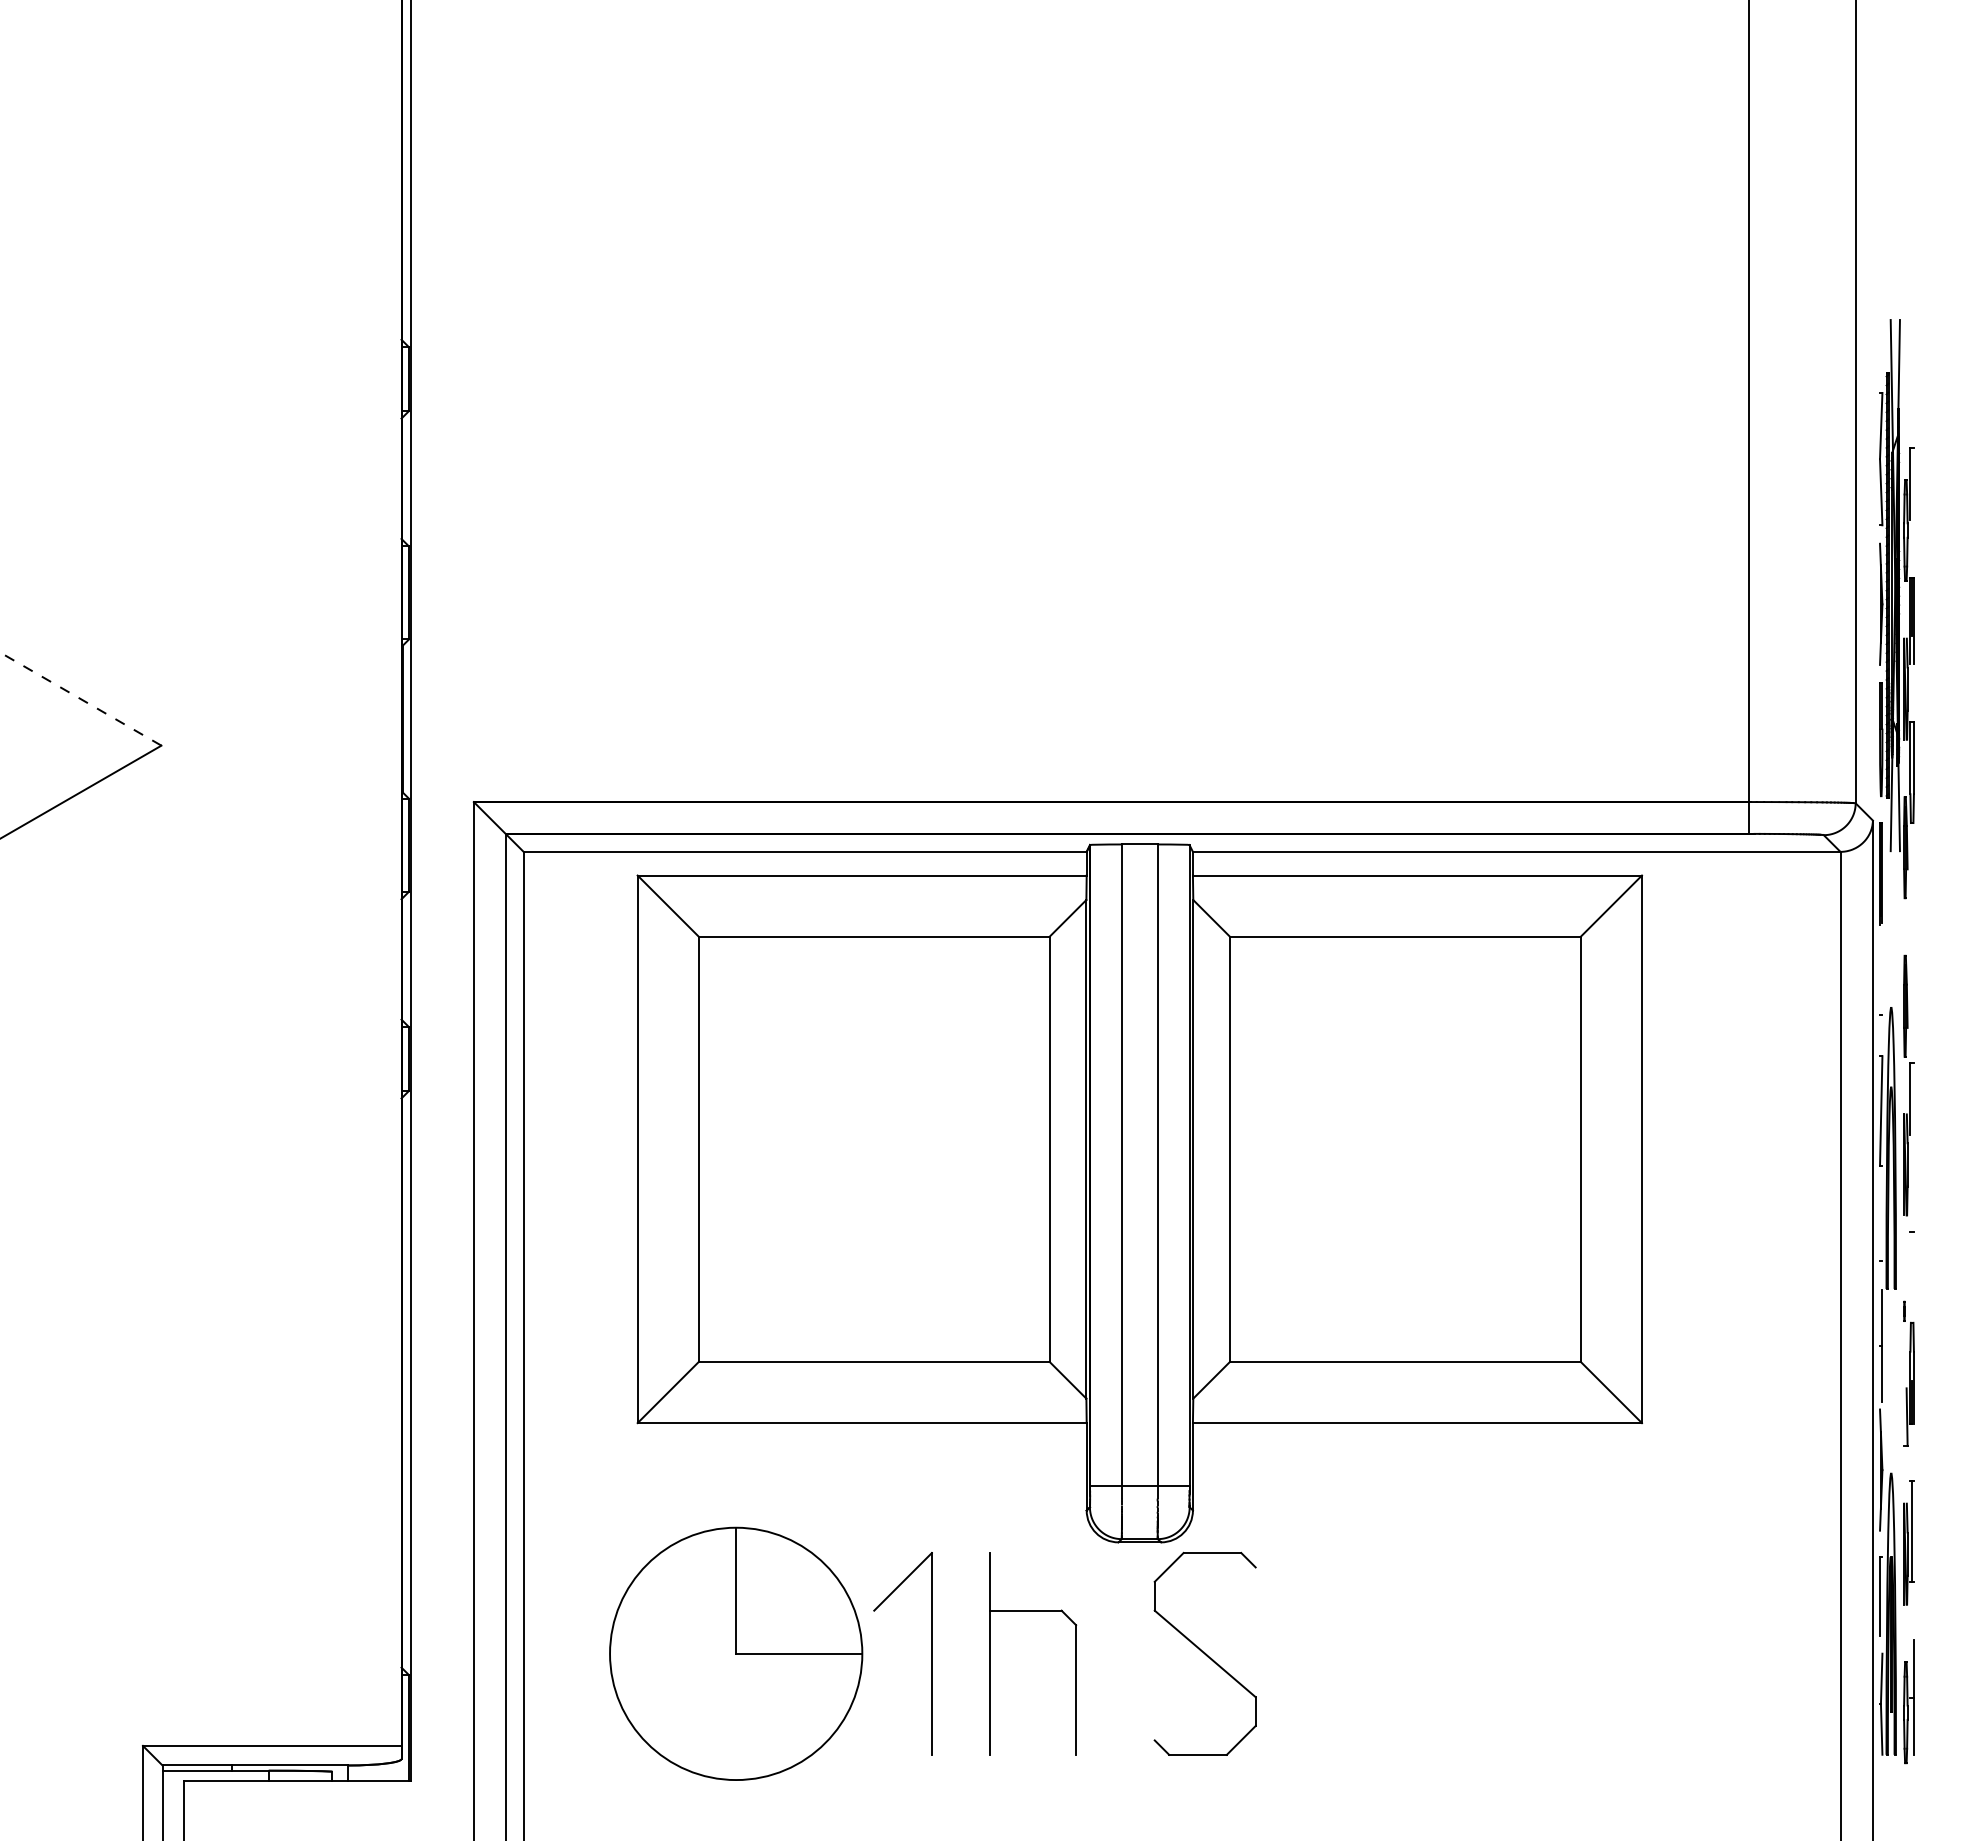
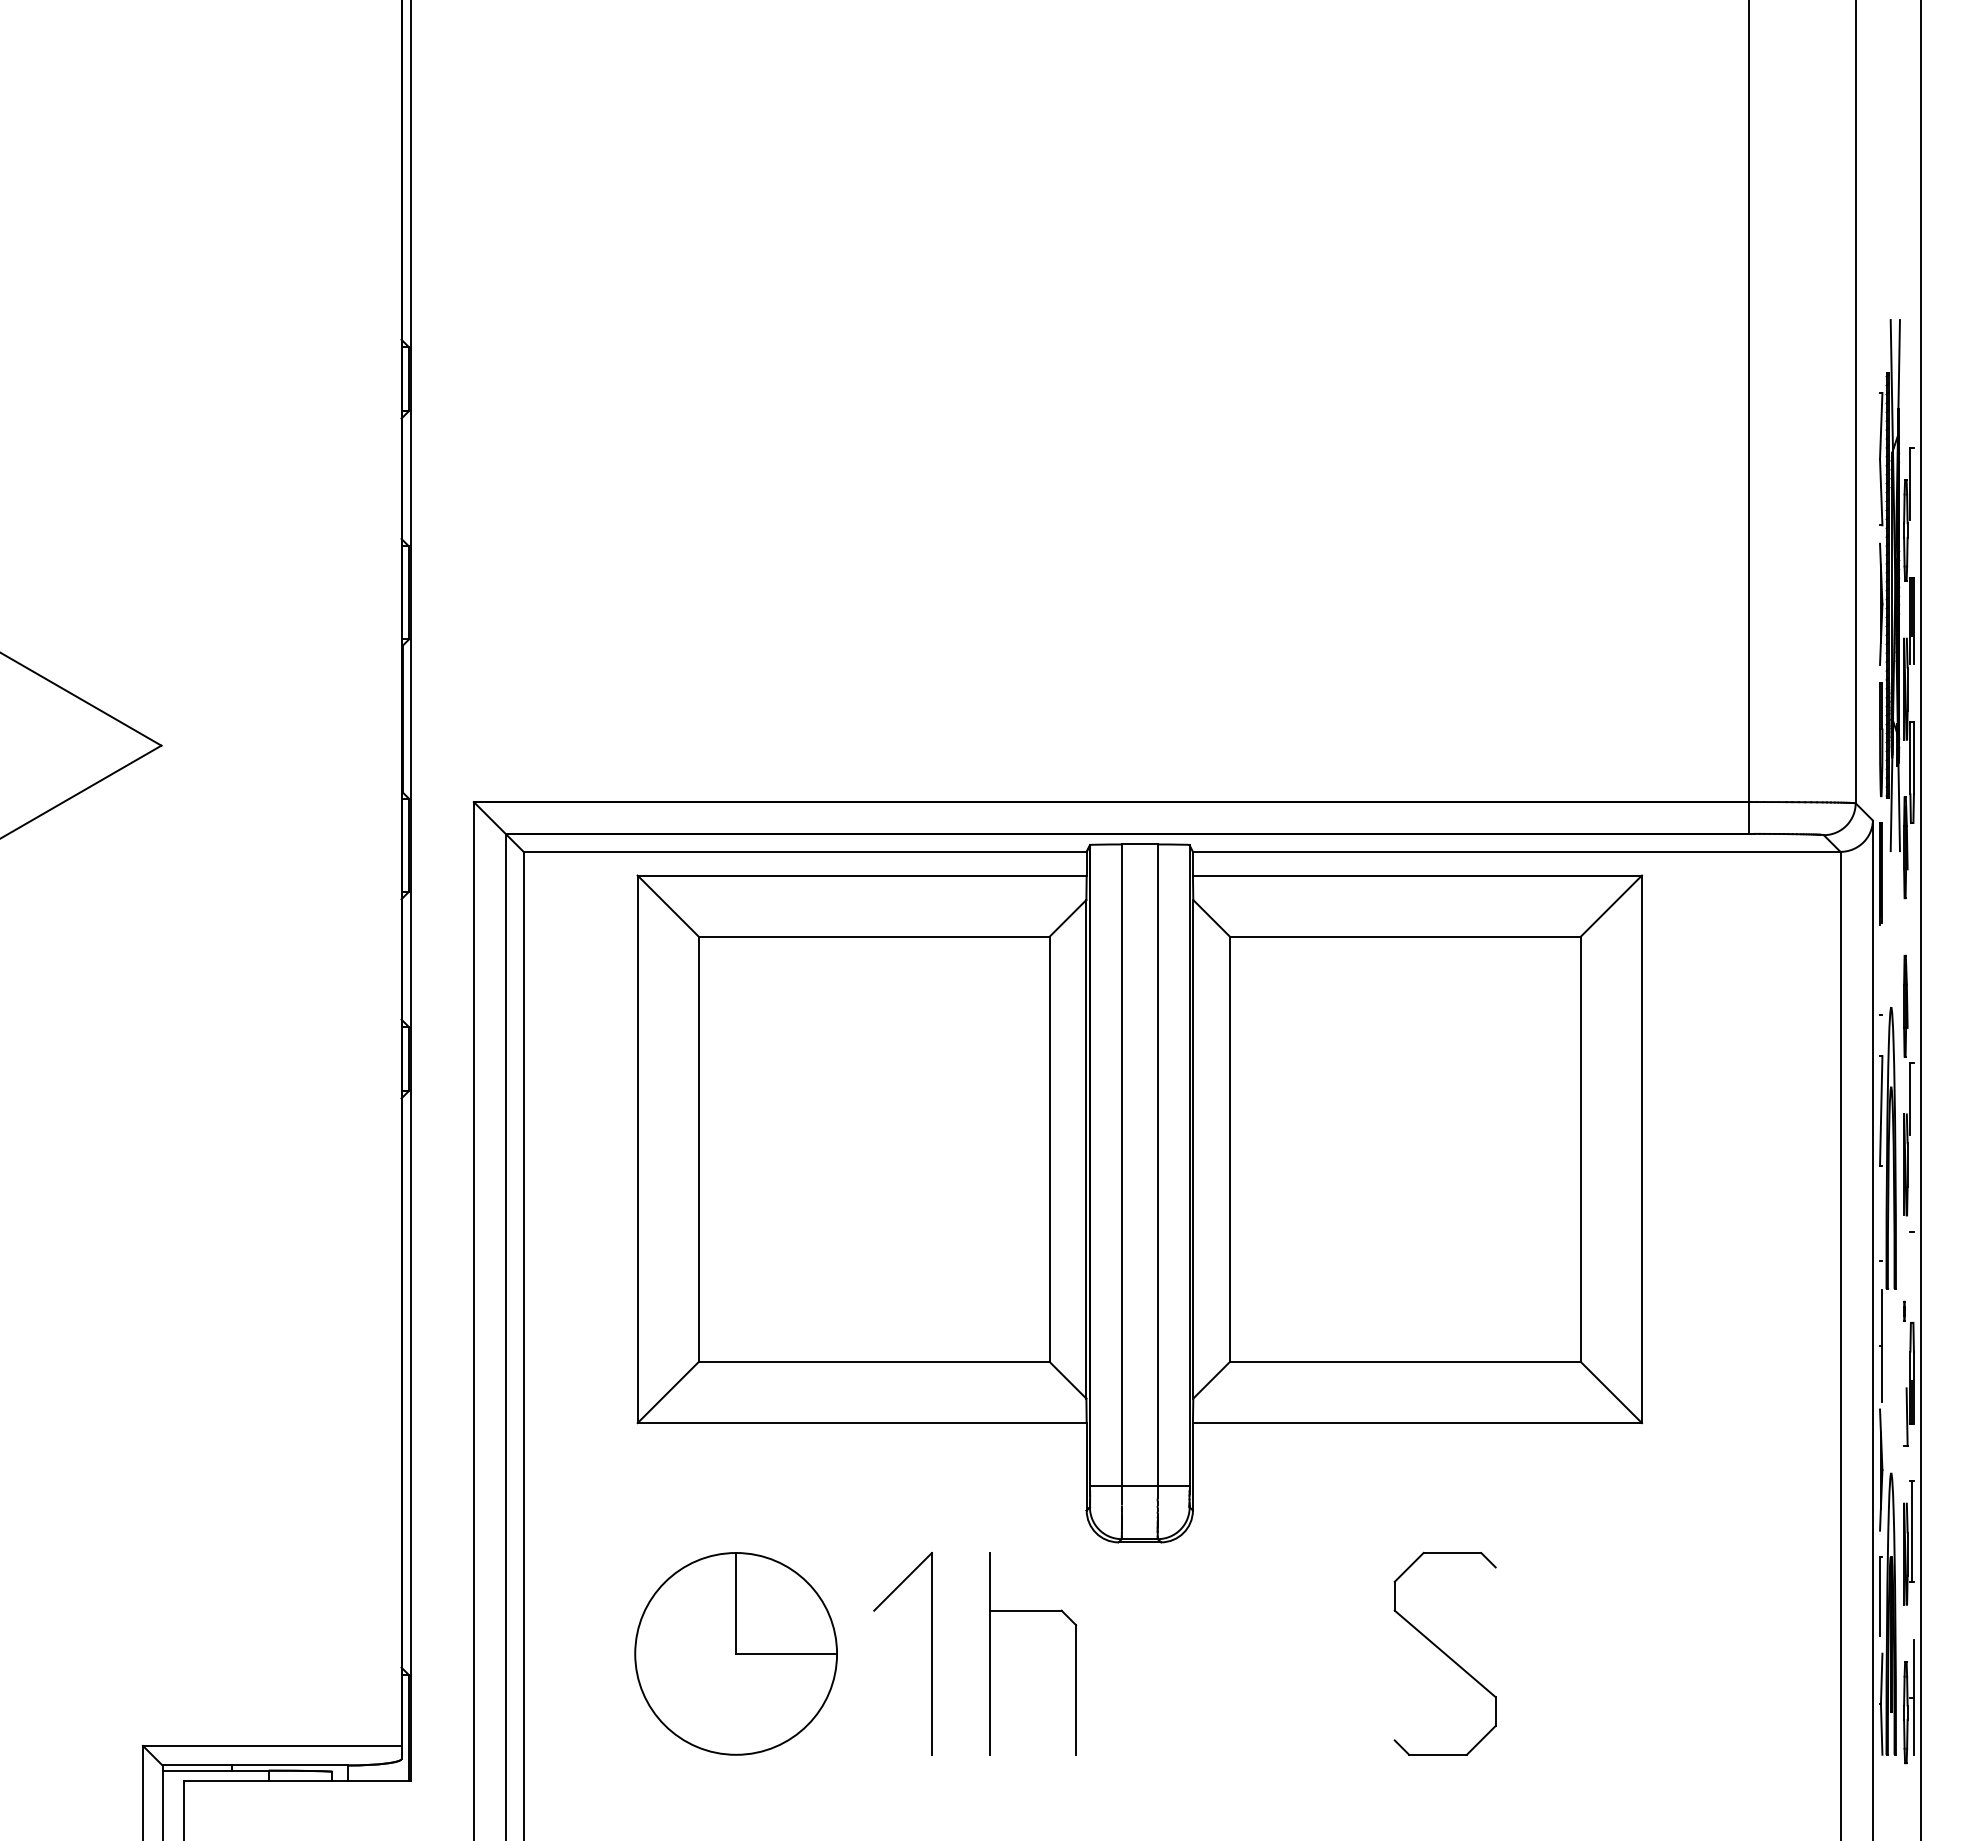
line: dashed -> solid (80, 699)
line: none -> present (1920, 919)
part size: 255x255 px -> 204x204 px (735, 1653)
part position: (1204, 1653) -> (1444, 1653) (1444, 1653)
